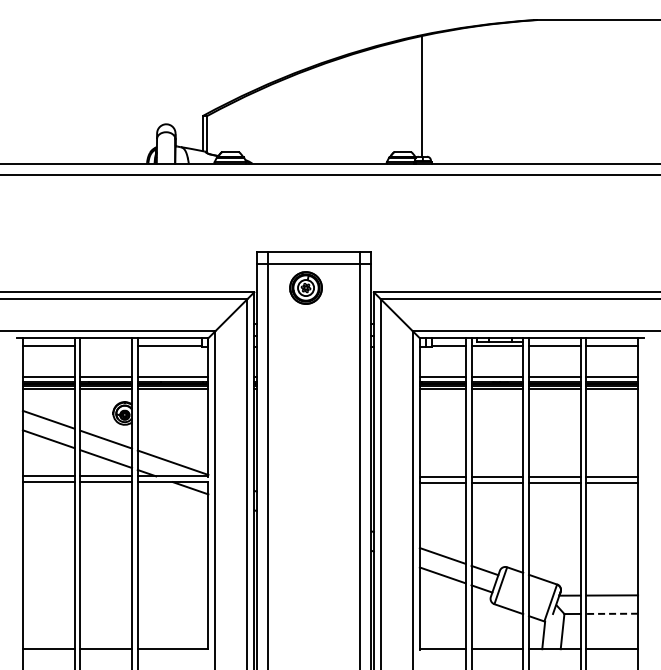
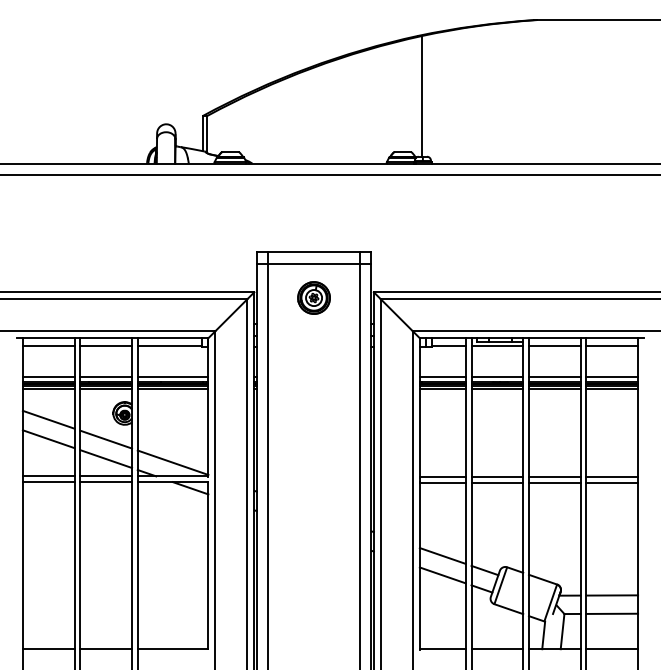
part position: (305, 287) -> (313, 297) (313, 297)
line: none -> present (106, 345)
line: dashed -> solid (612, 613)
